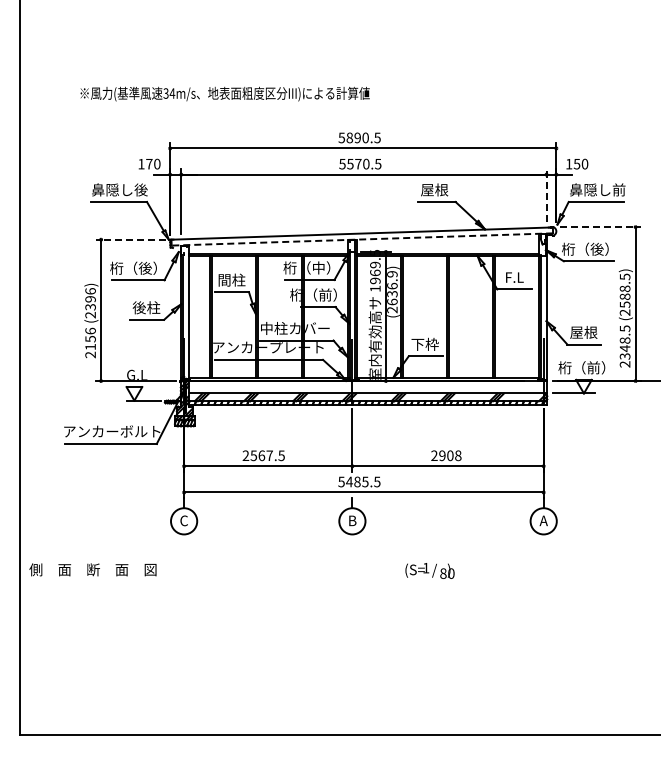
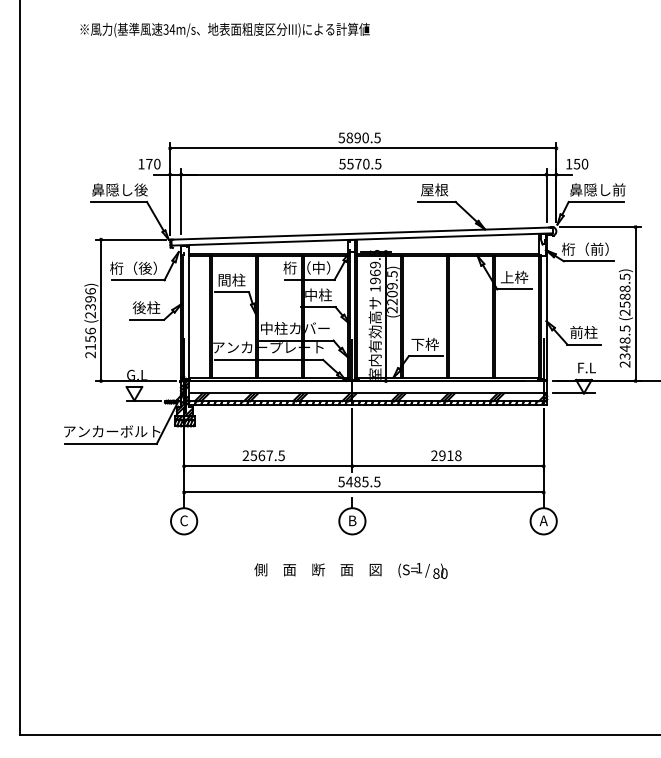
text position: (224, 93) -> (224, 29) (224, 29)
line: dashed -> solid (546, 195)
line: dashed -> solid (601, 227)
line: dashed -> solid (130, 239)
line: dashed -> solid (362, 239)
text: 桁（後） -> 桁（前） (596, 248)
text: F.L -> 上枠 (514, 276)
text: (2636.9) -> (2209.5) (392, 288)
text: 桁（前） -> 中柱 (313, 294)
text: 屋根 -> 前柱 (583, 332)
text: 桁（前） -> F.L (581, 367)
text: 2908 -> 2918 (450, 455)
text position: (92, 569) -> (317, 569) (317, 569)
text position: (429, 570) -> (422, 570) (422, 570)
